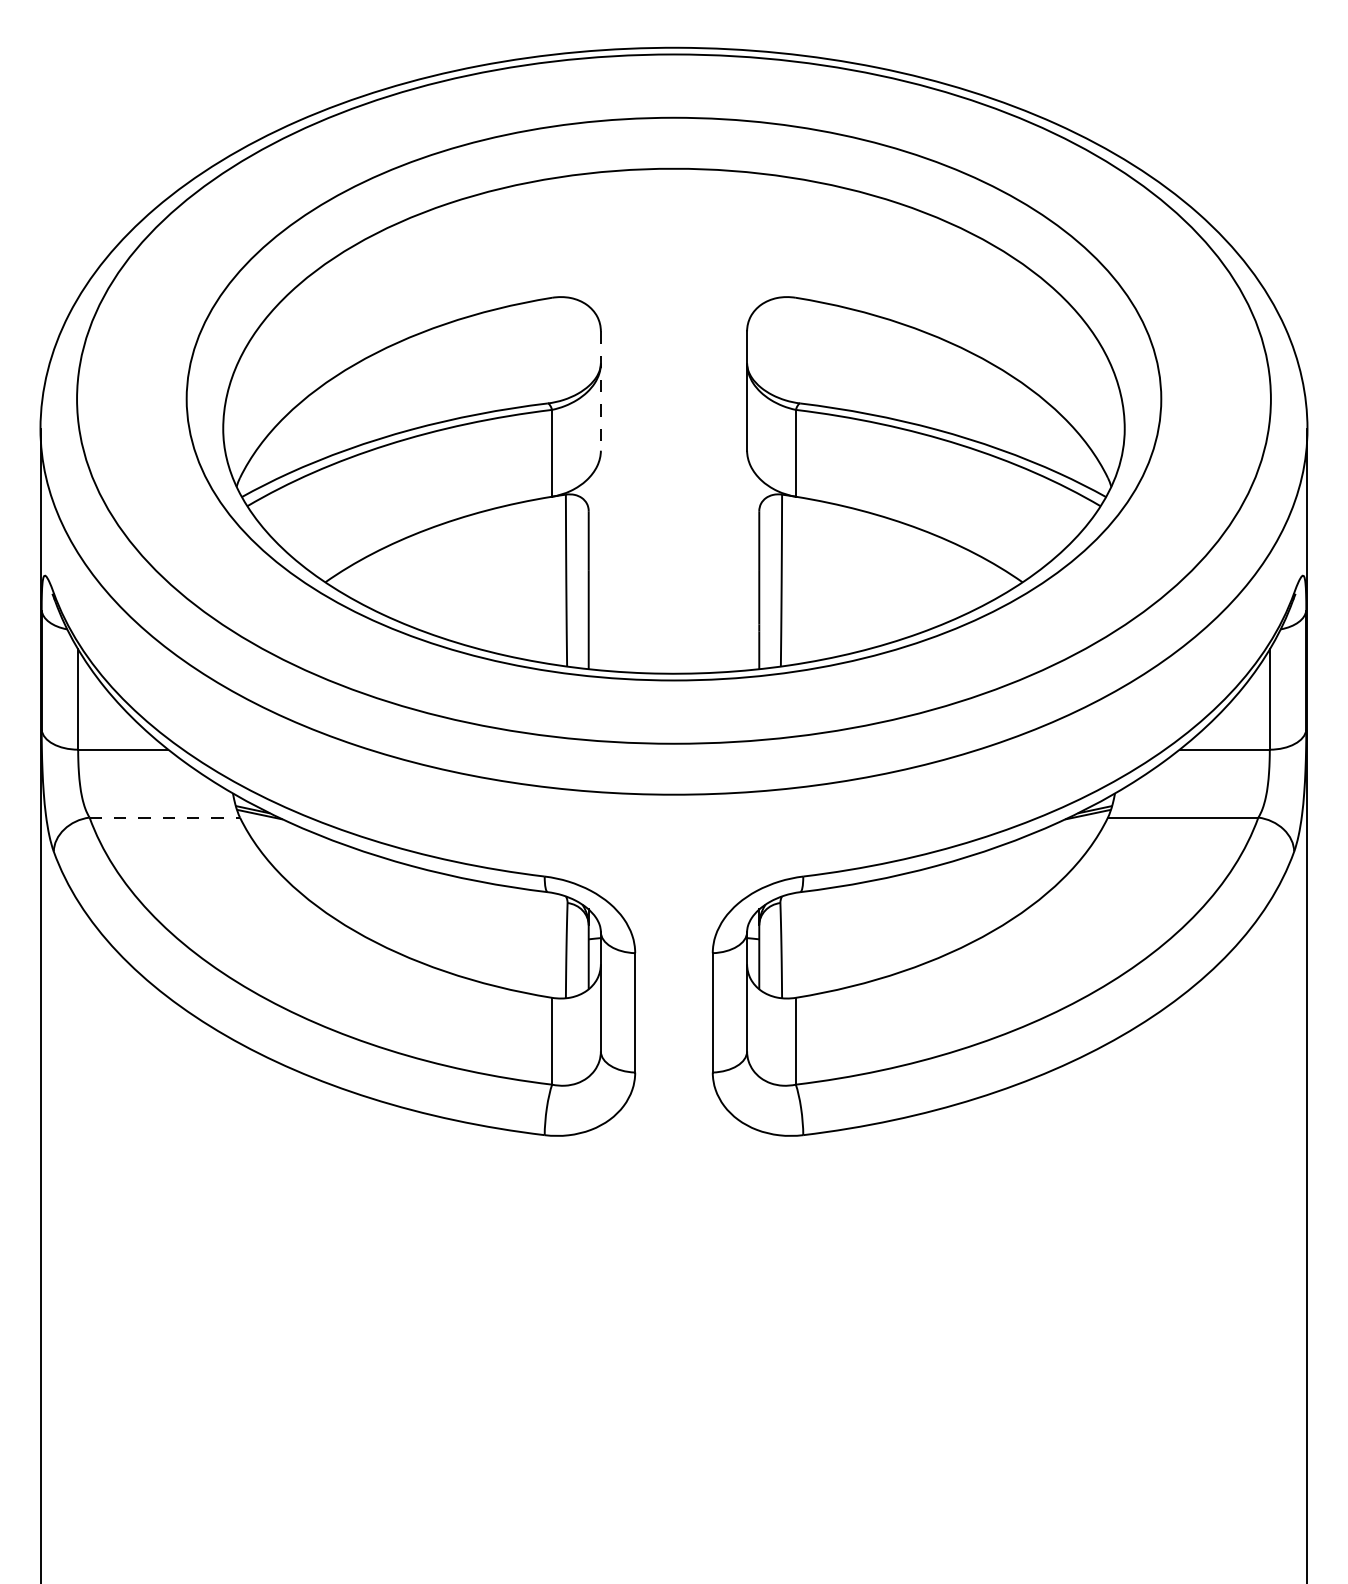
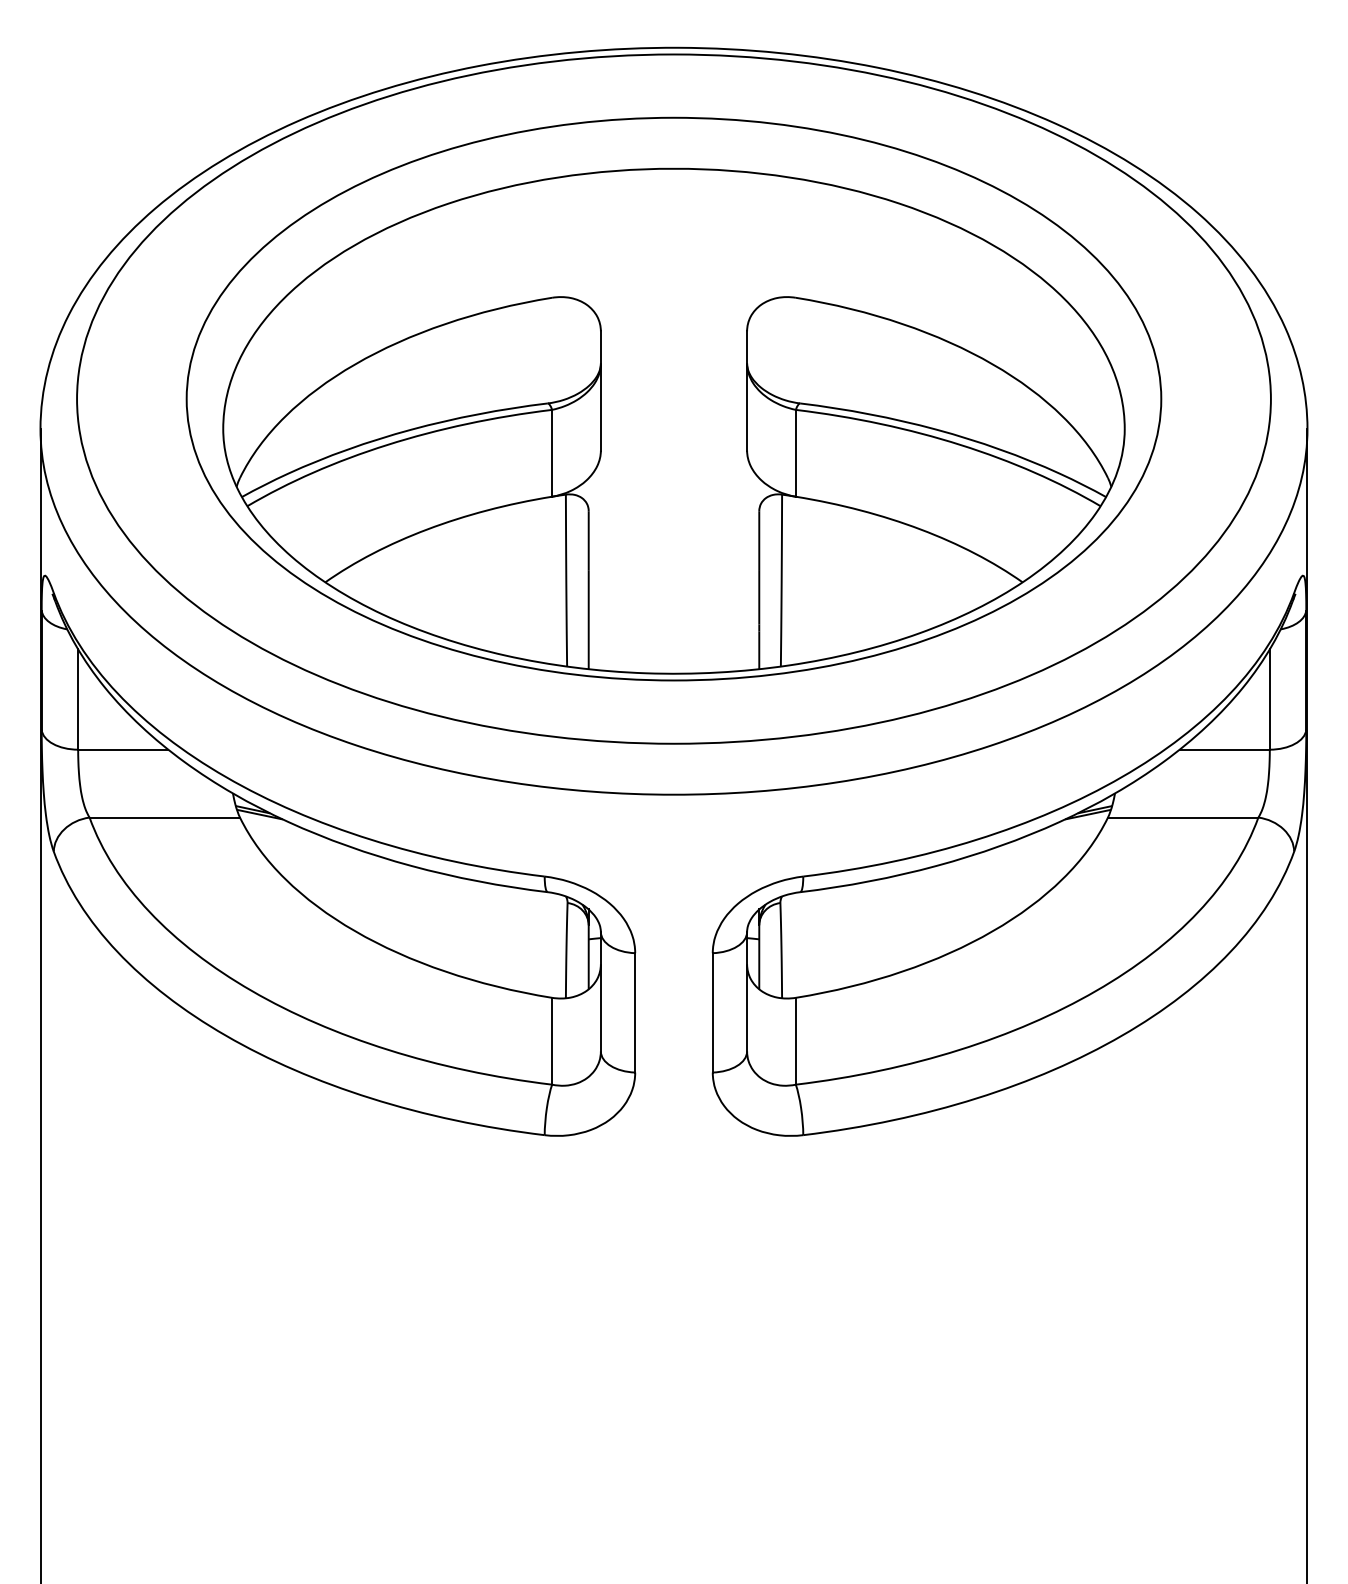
line: dashed -> solid (600, 391)
line: dashed -> solid (165, 817)
